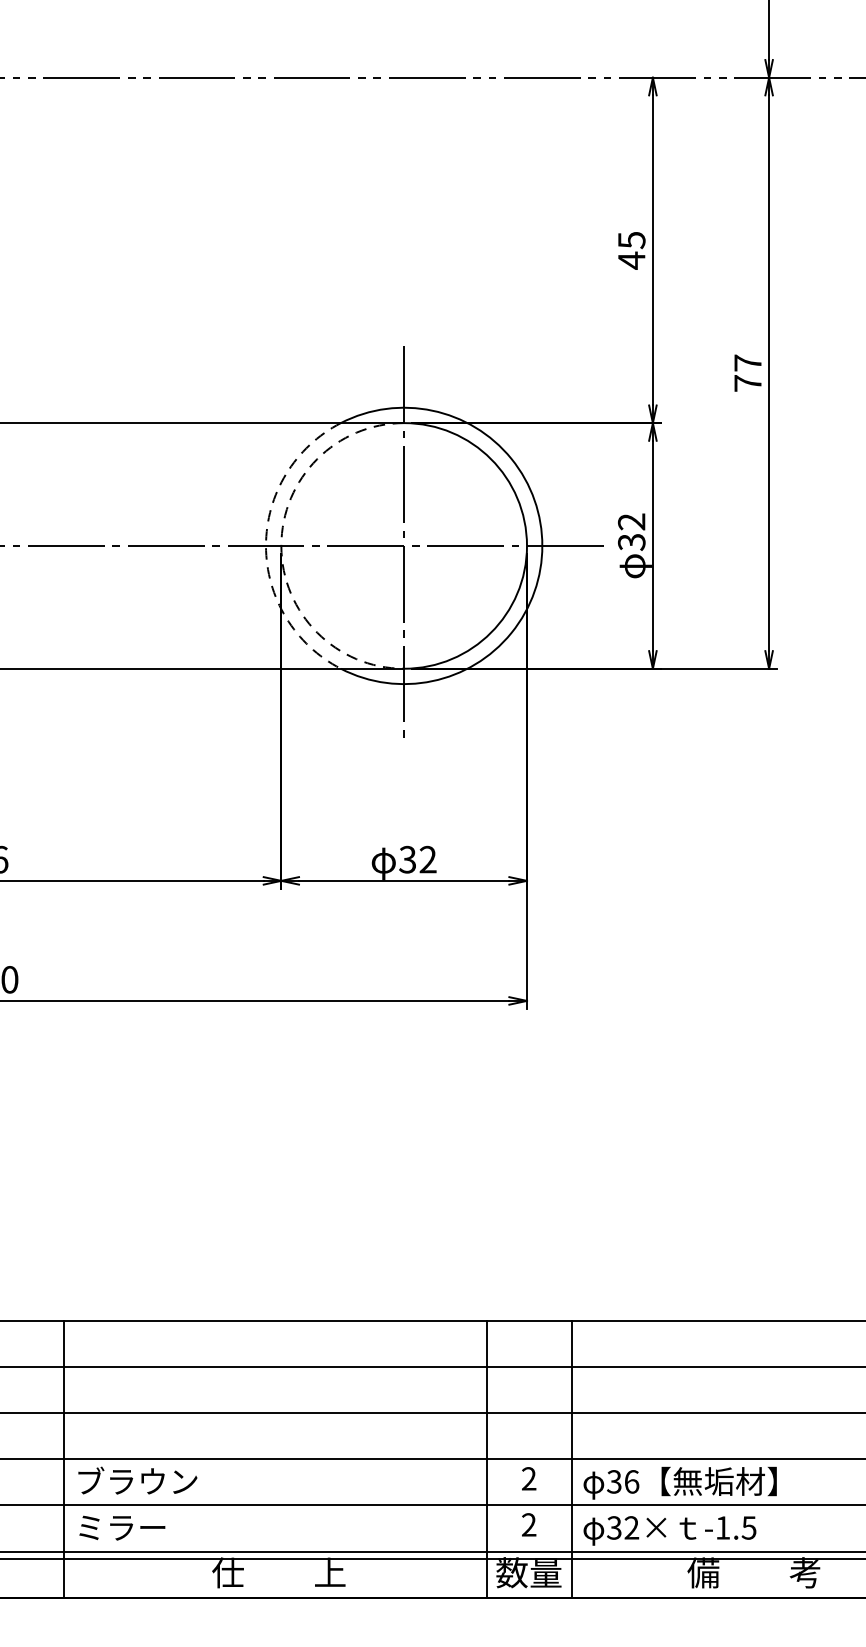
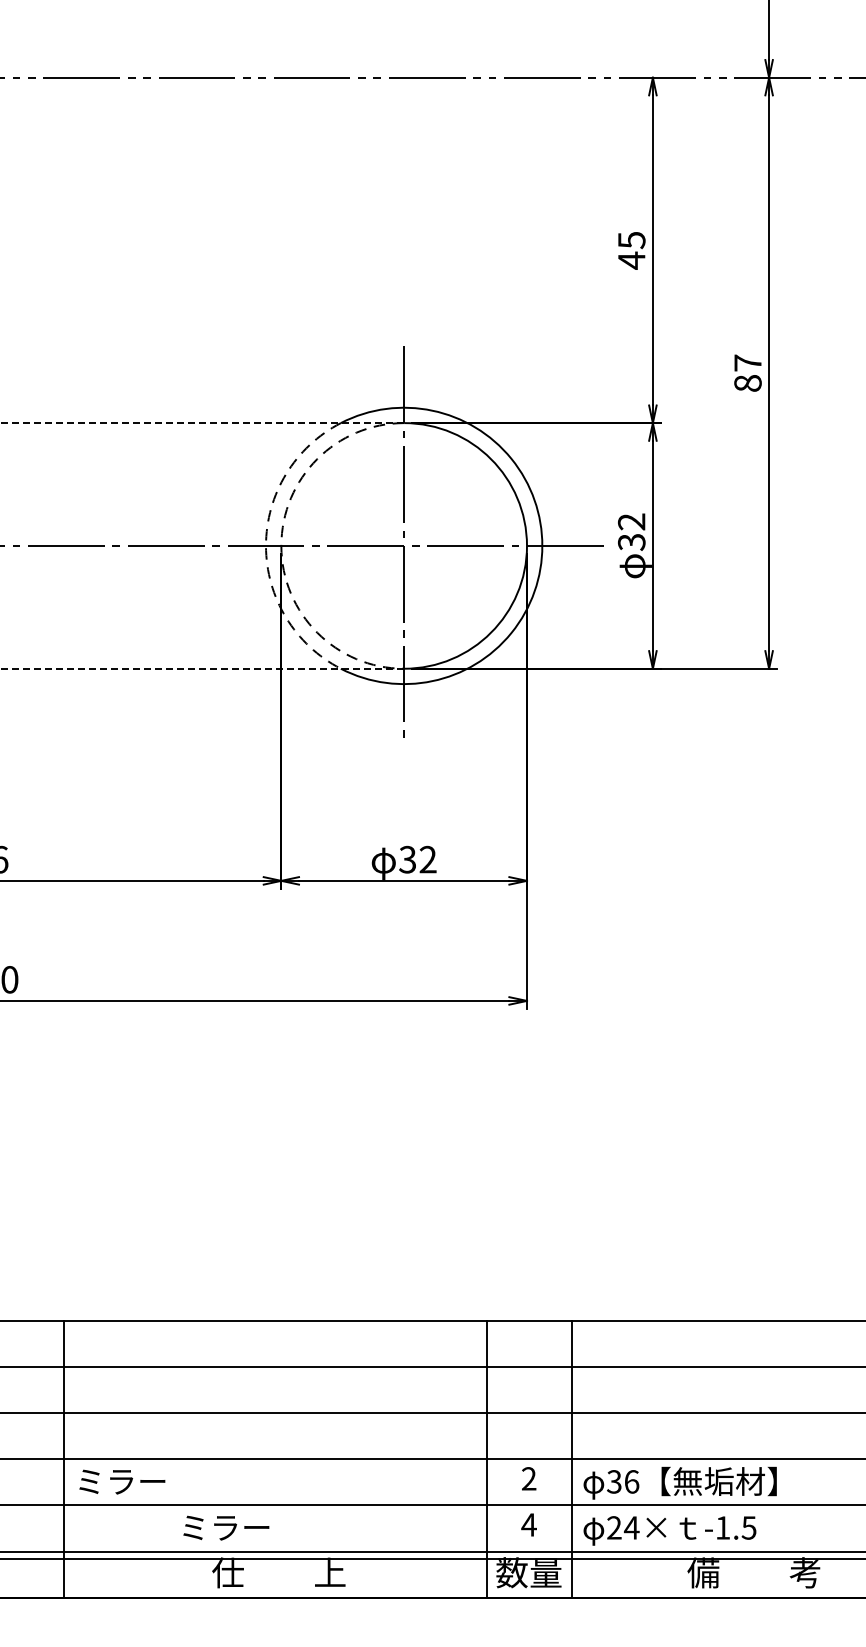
text: 77 -> 87 (747, 383)
line: solid -> dashed (202, 423)
line: solid -> dashed (202, 668)
text: ブラウン -> ミラー (137, 1480)
text: 2 -> 4 (528, 1524)
text position: (122, 1527) -> (226, 1527) (226, 1527)
text: 32× -> 24× (623, 1527)
